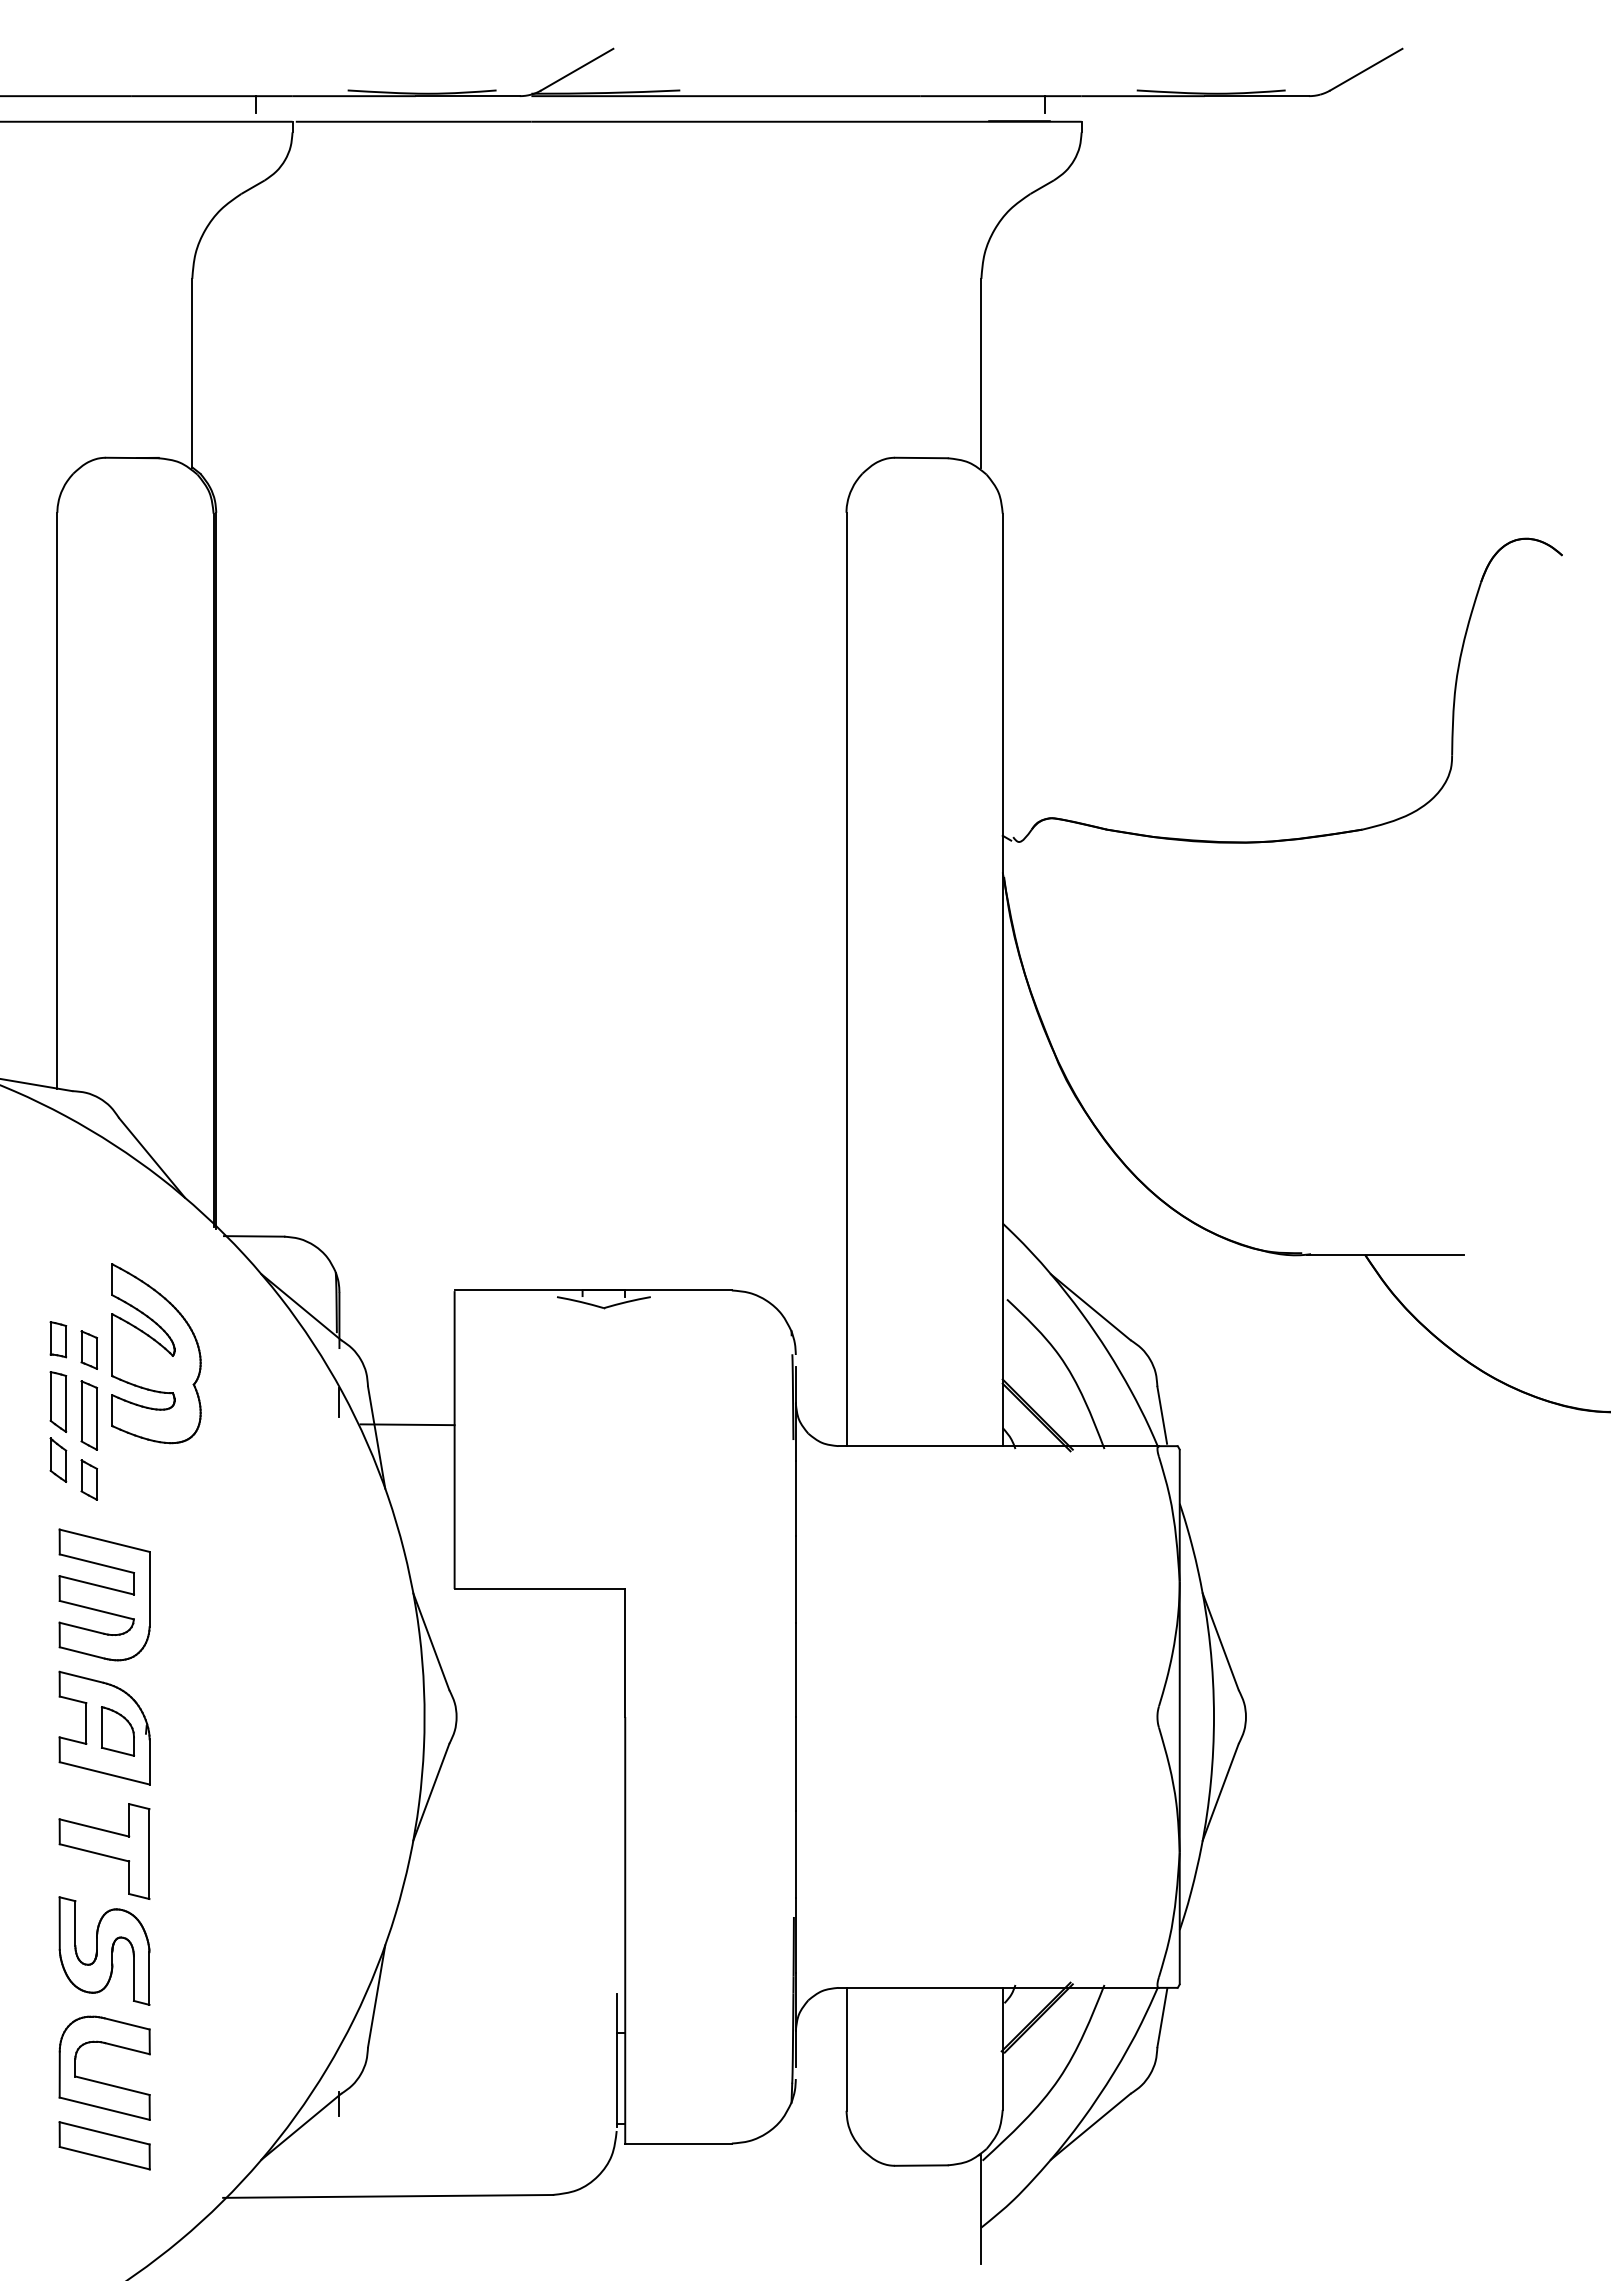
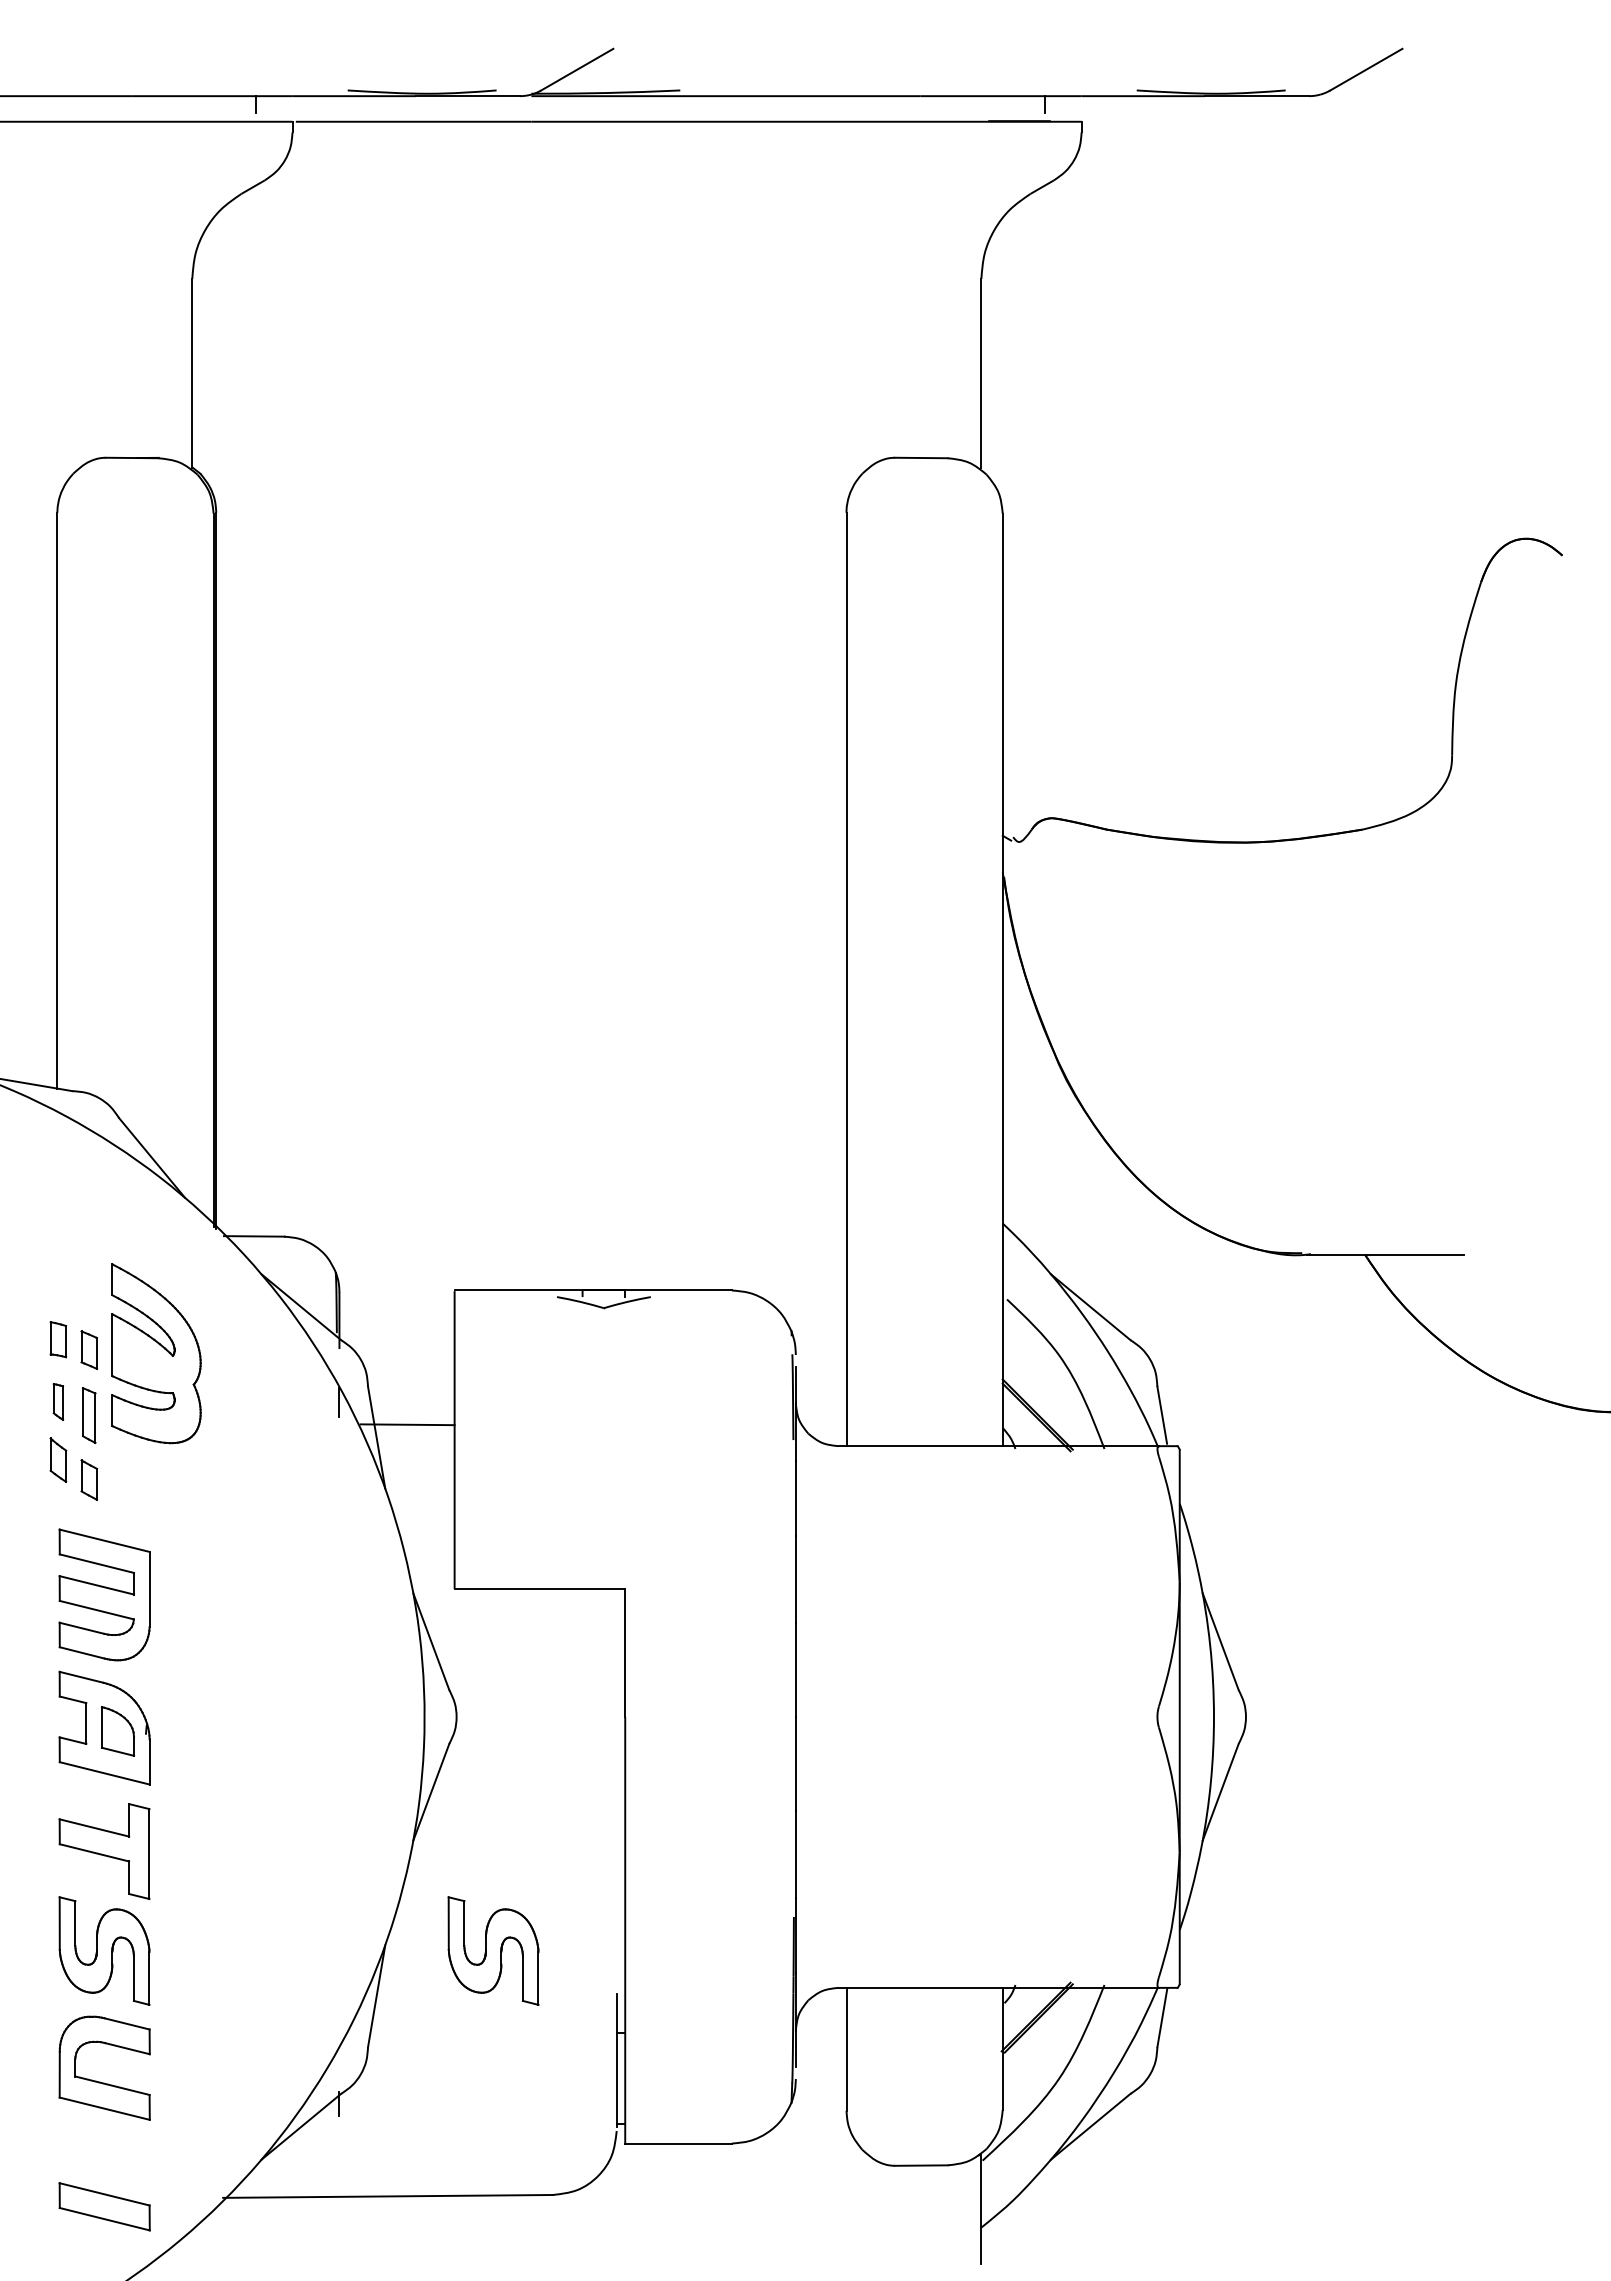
part size: 19x62 px -> 13x38 px (58, 1401)
part size: 18x71 px -> 15x57 px (89, 1415)
part: none -> present (493, 1950)
part position: (104, 2145) -> (104, 2206) (104, 2206)
